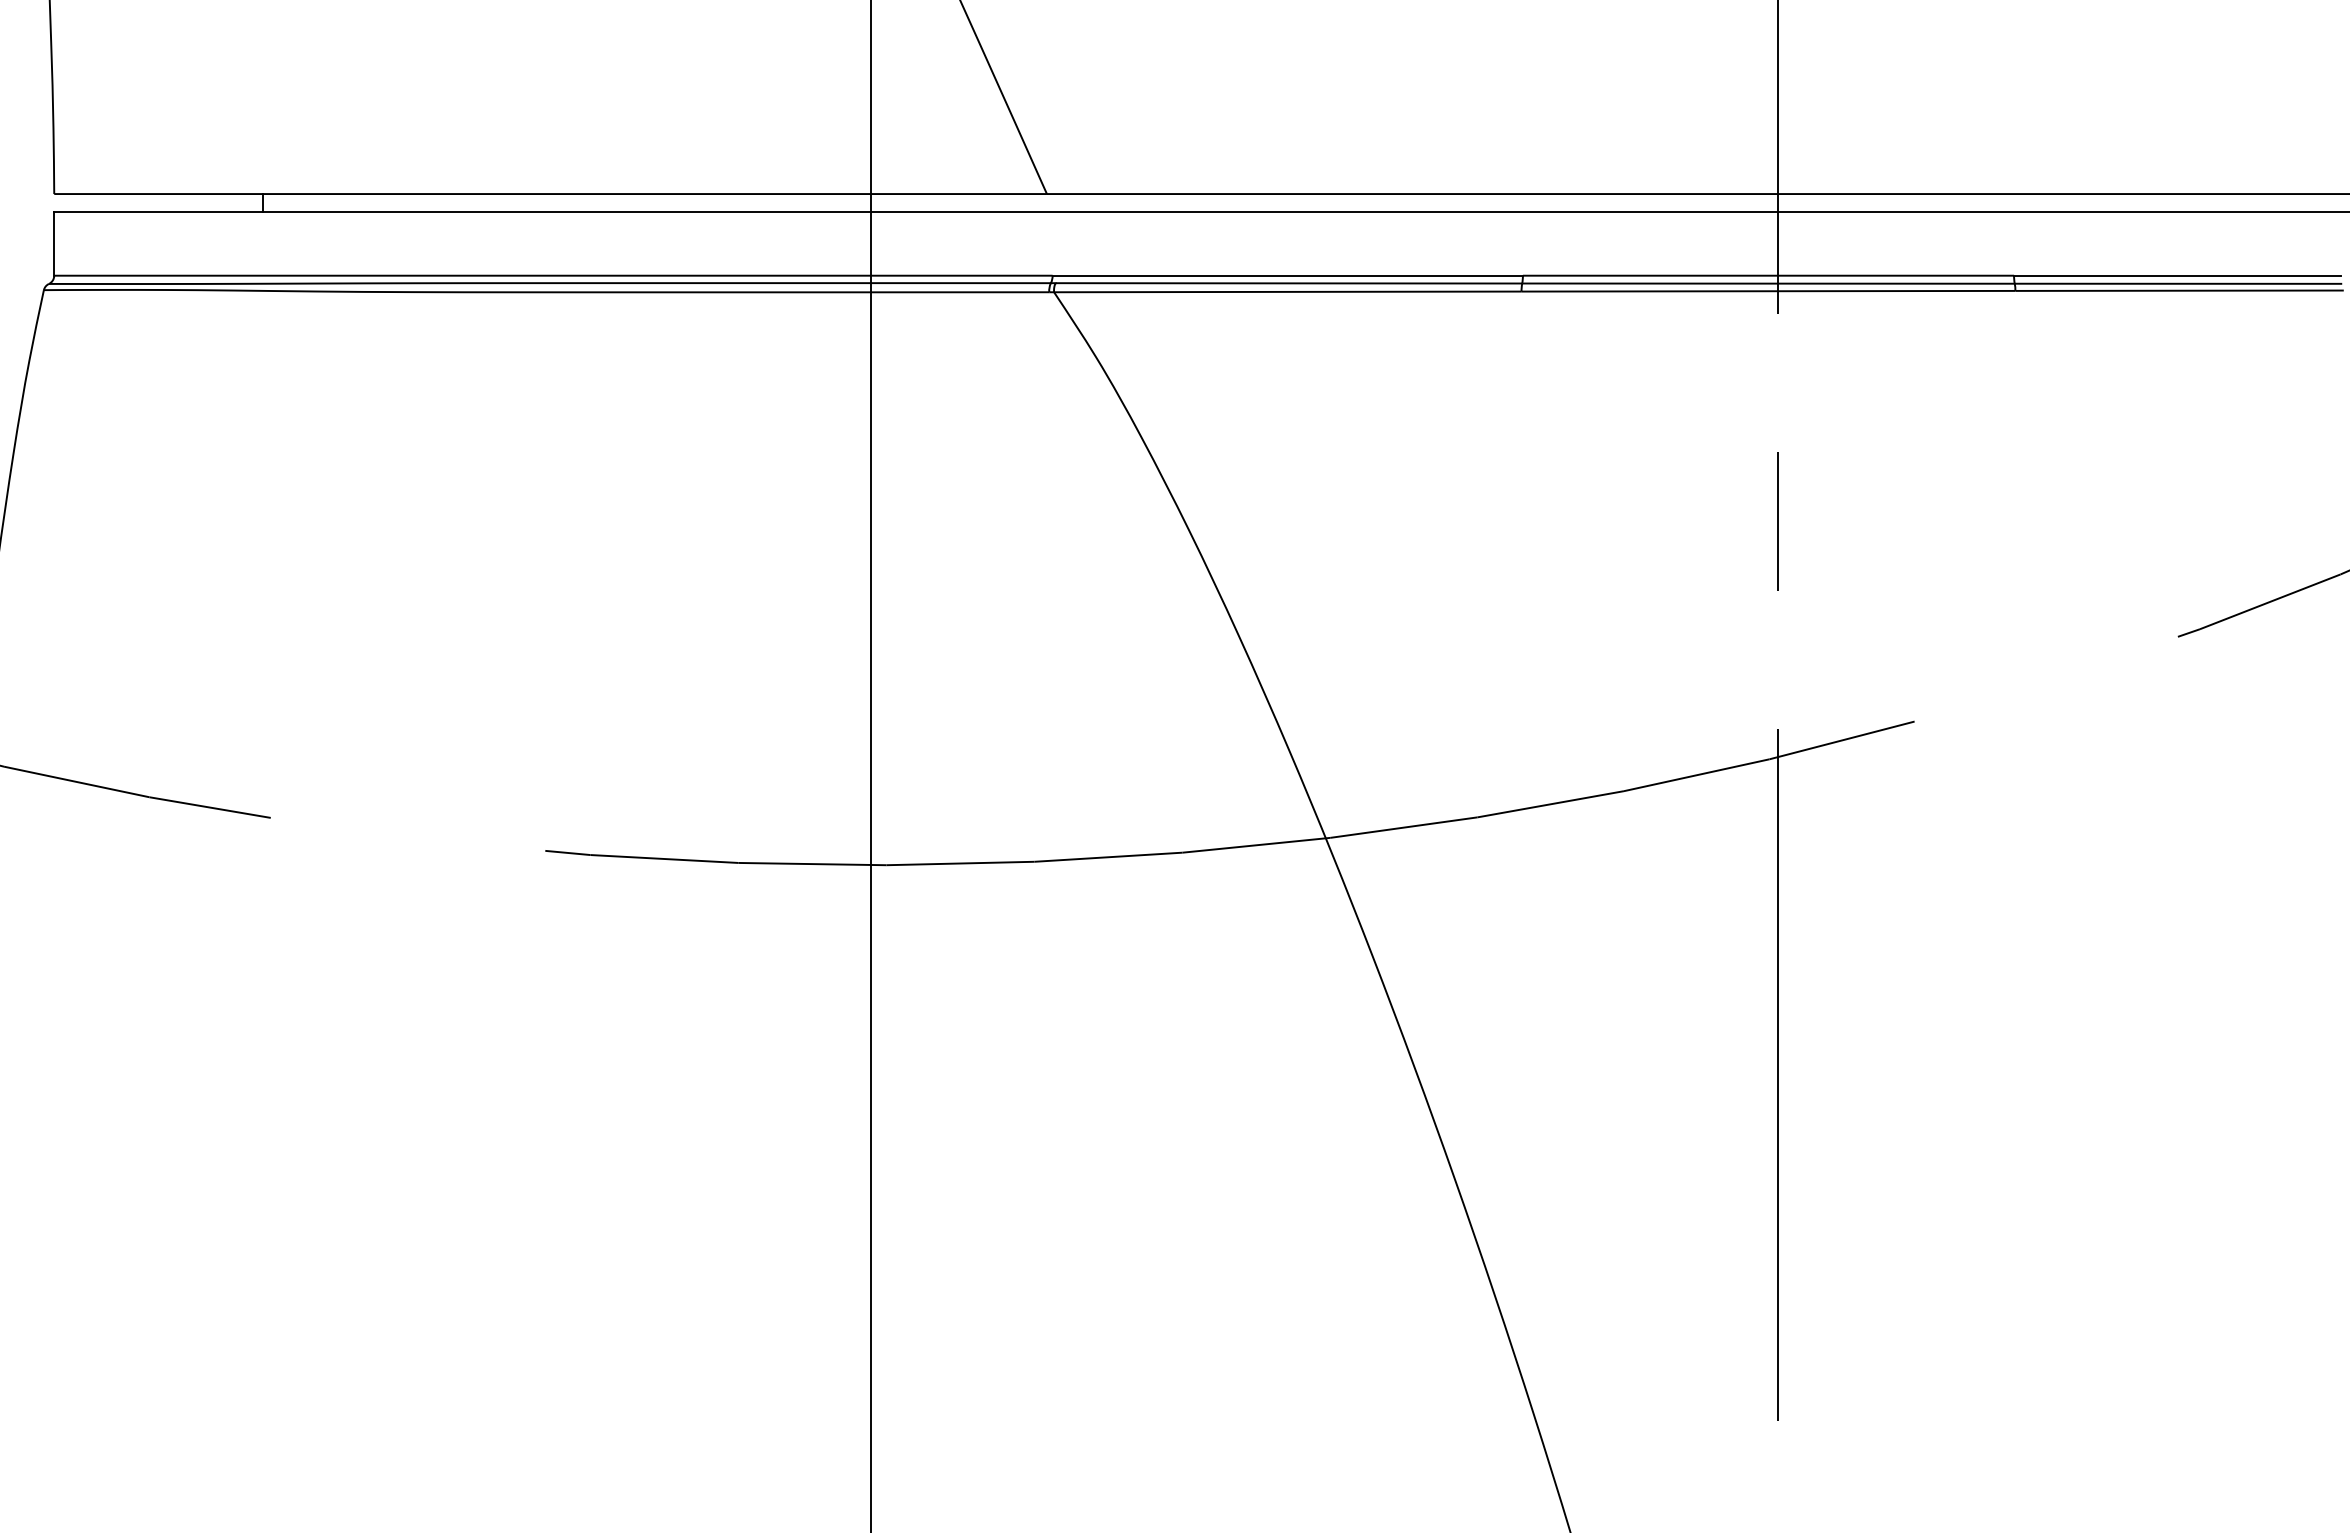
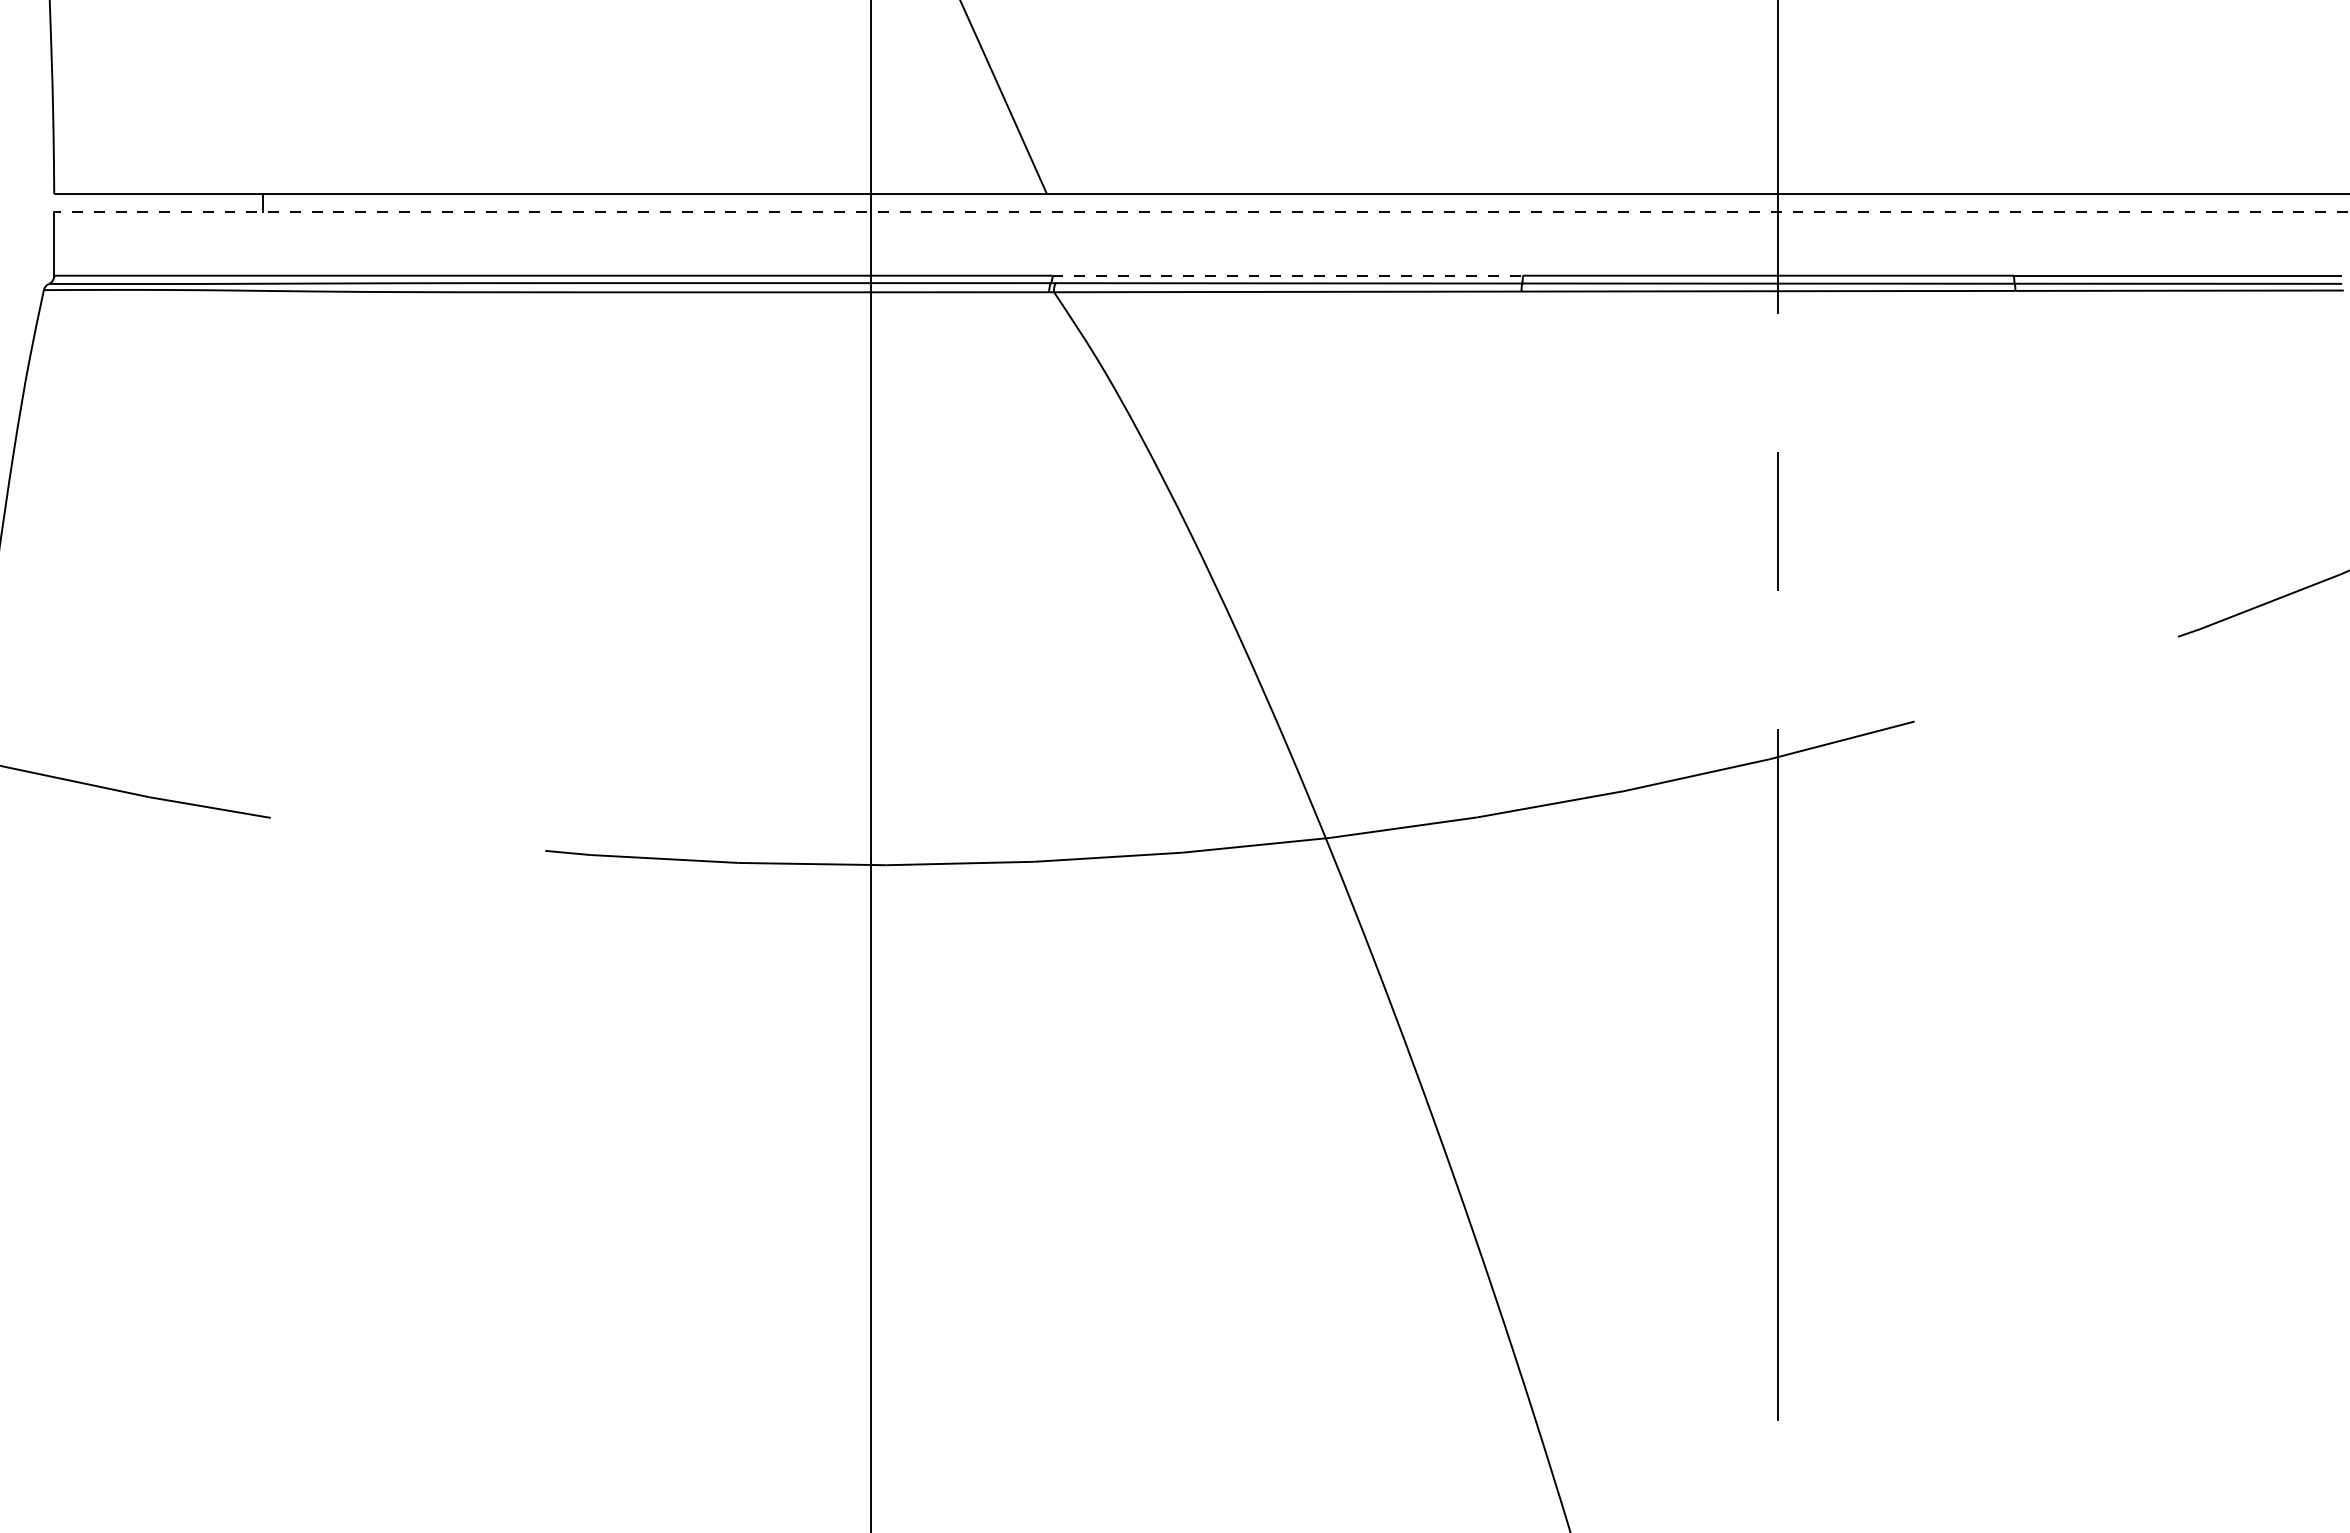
line: solid -> dashed (1201, 212)
line: solid -> dashed (1288, 275)
